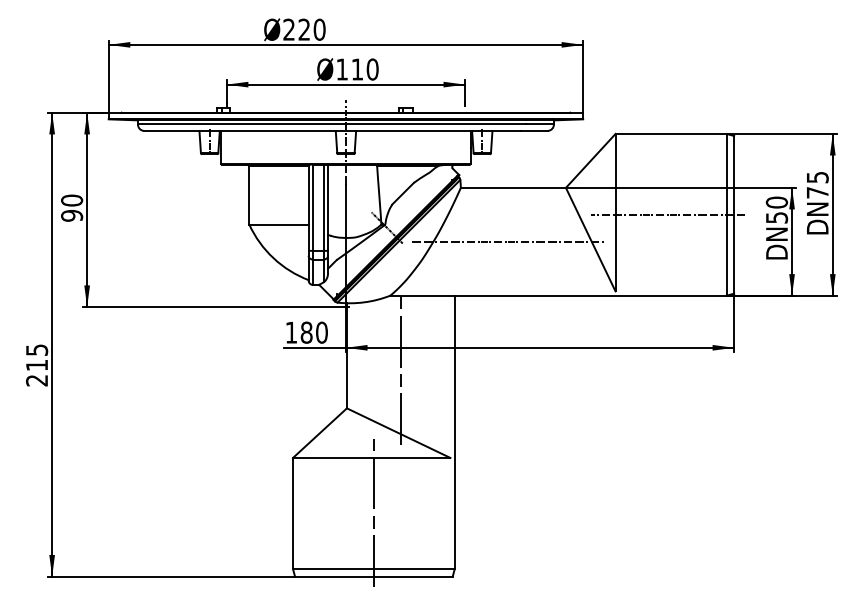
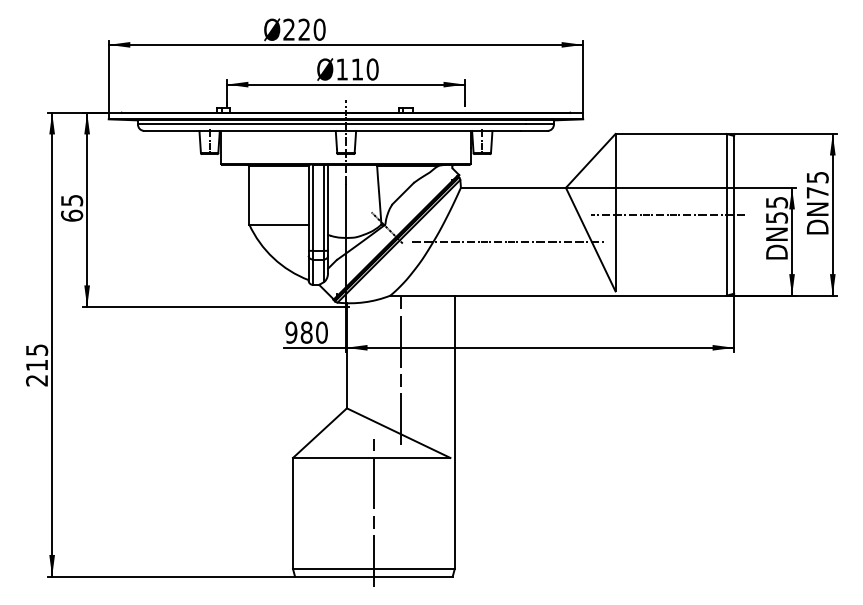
text: 50 -> 55 (776, 202)
text: 90 -> 65 (72, 207)
text: 180 -> 980 (291, 332)
